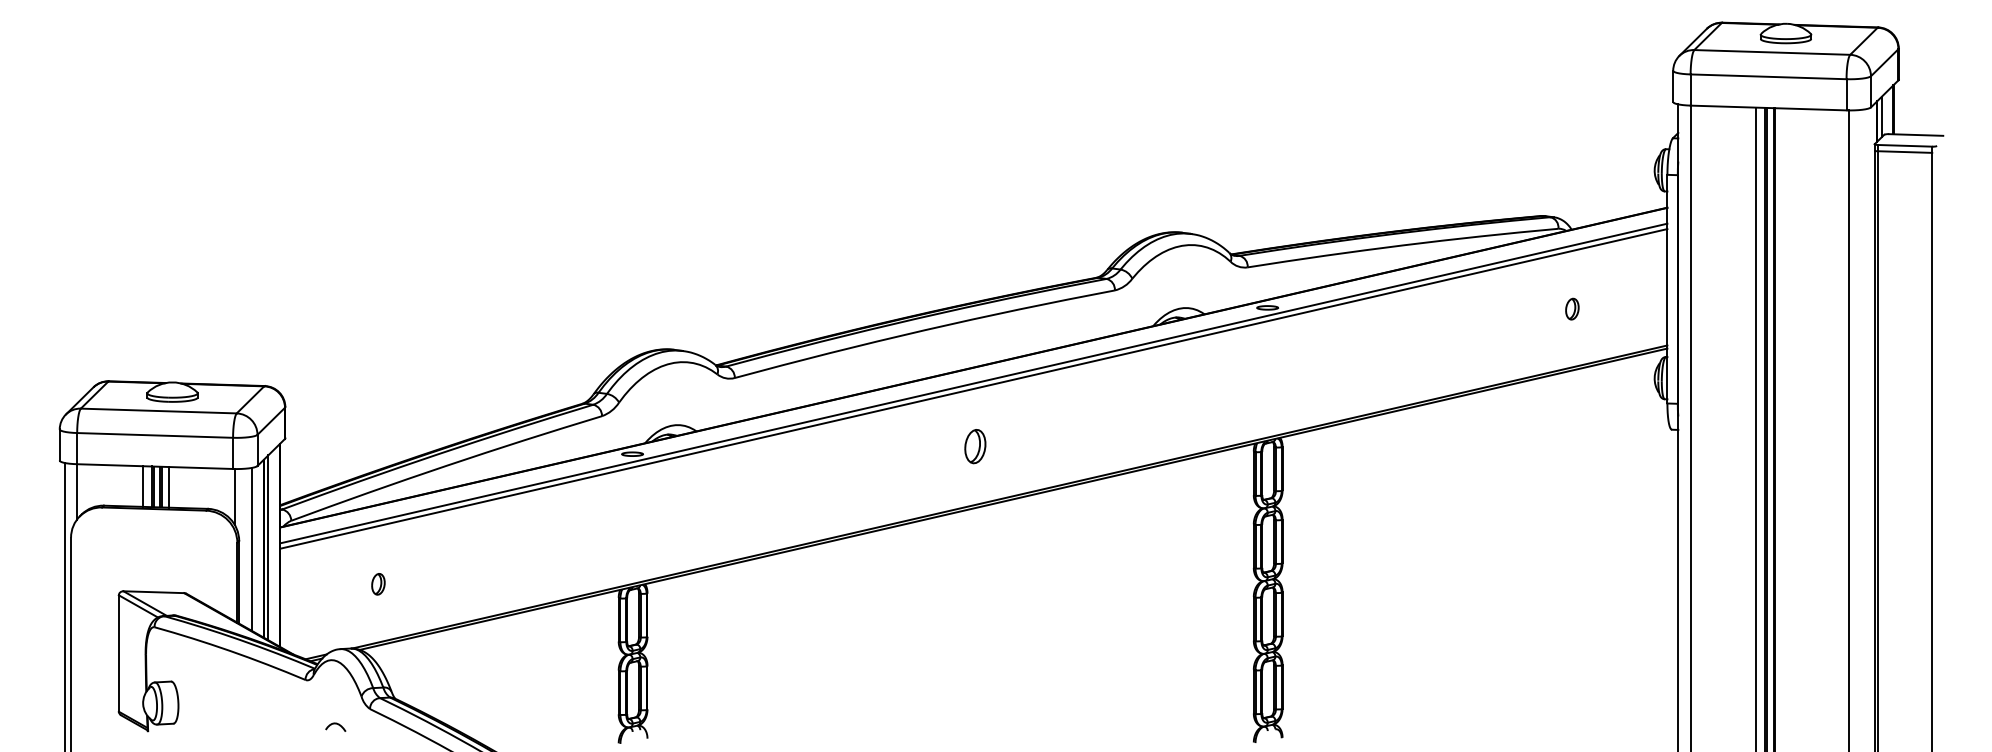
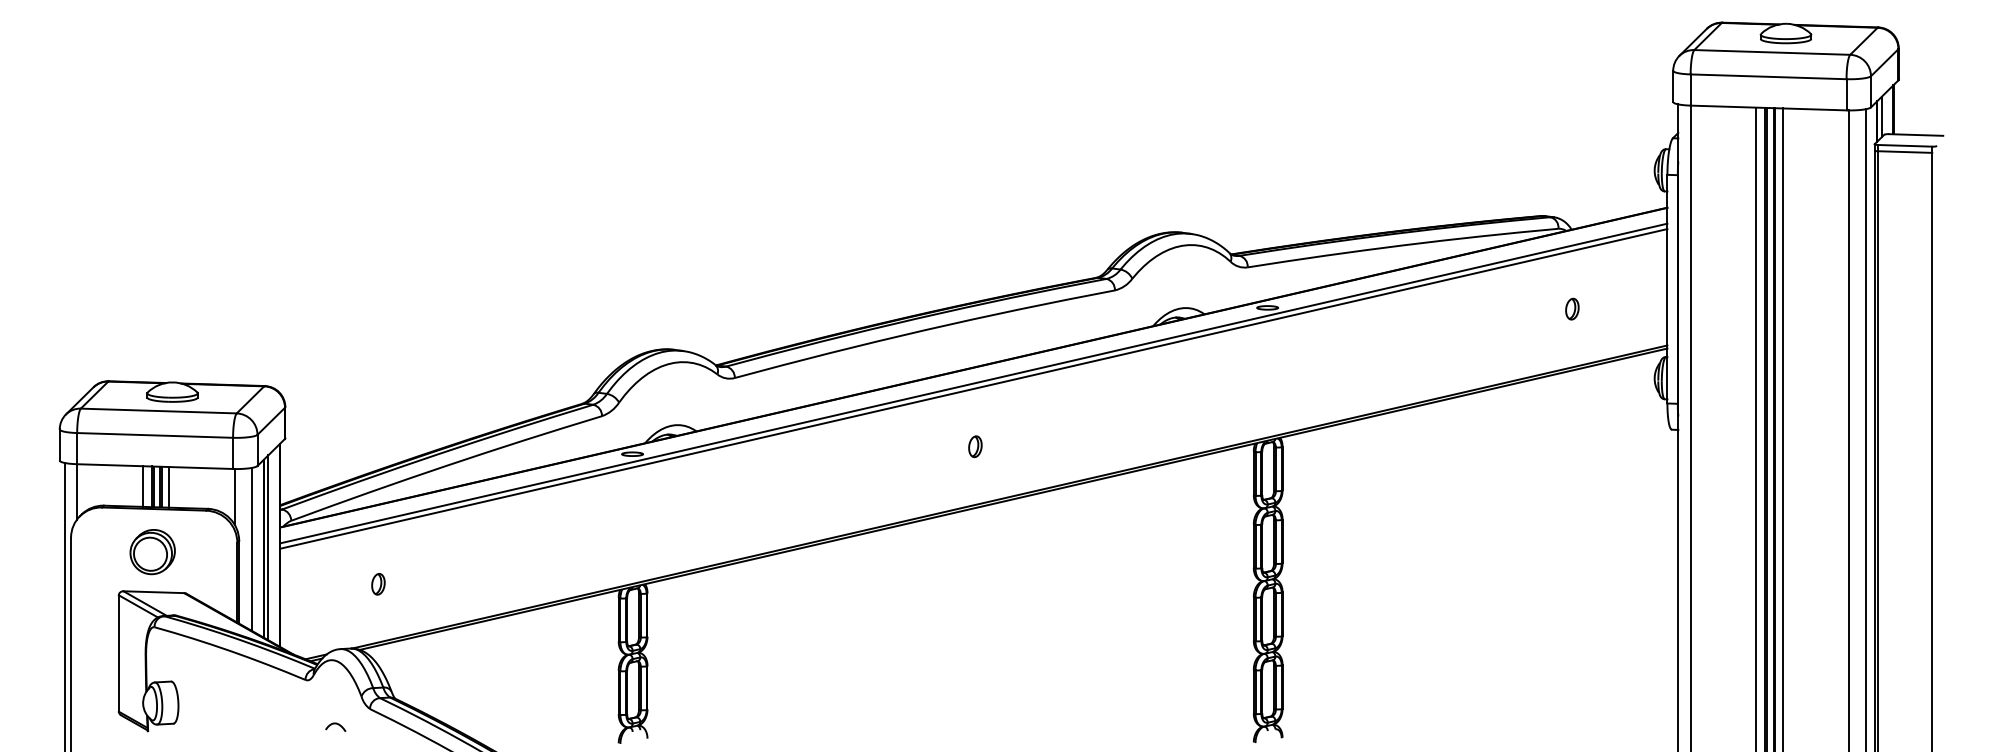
line: none -> present (1782, 428)
line: none -> present (1865, 428)
part size: 23x36 px -> 15x24 px (975, 446)
part: none -> present (152, 552)
